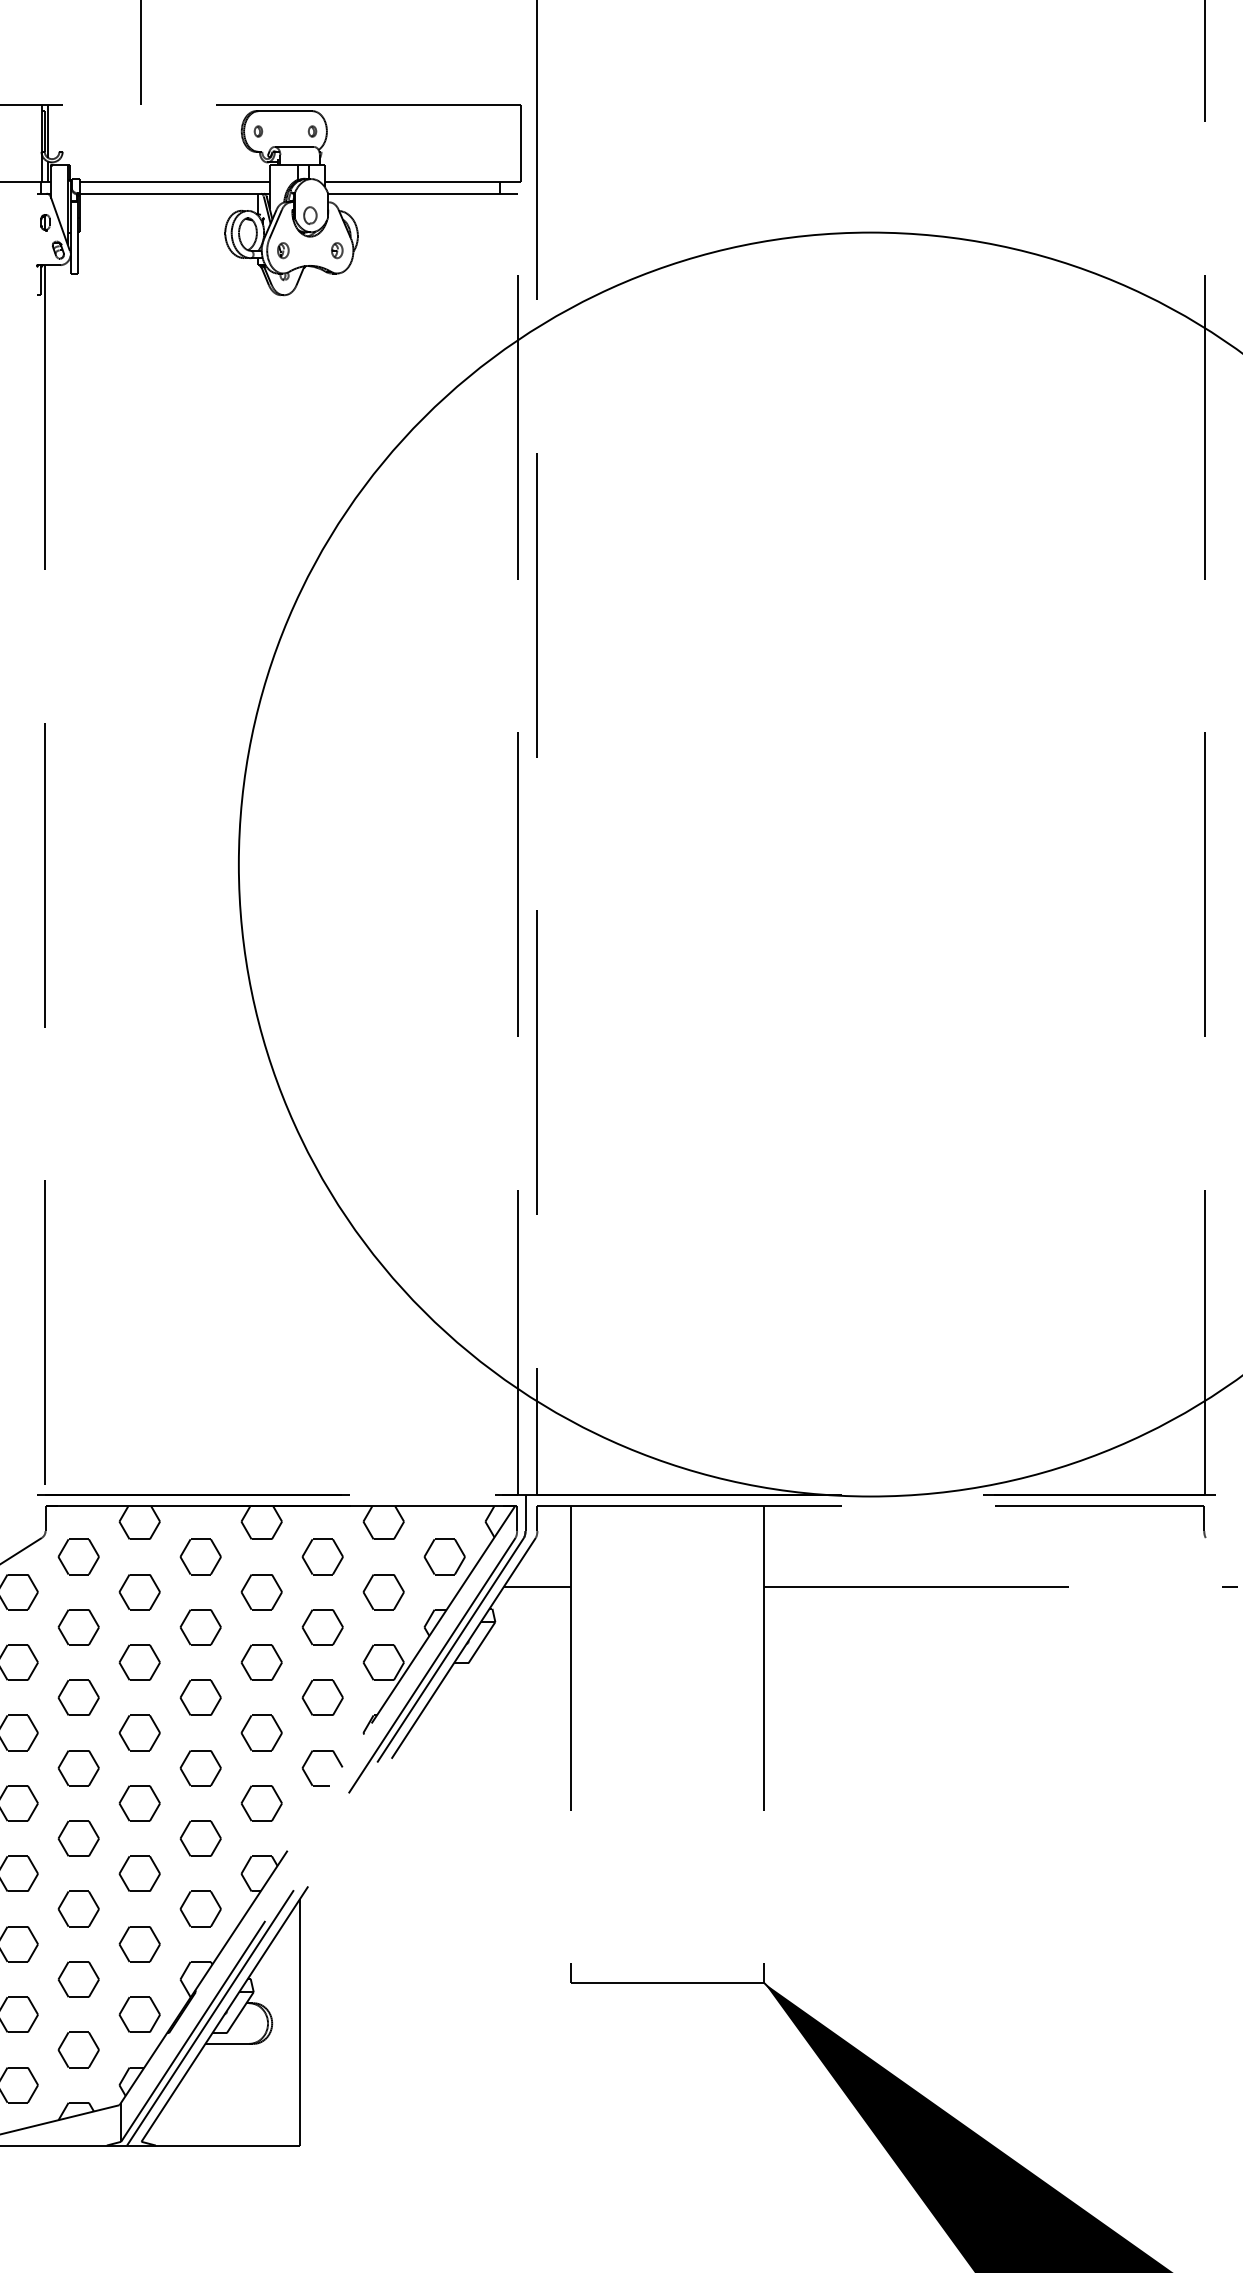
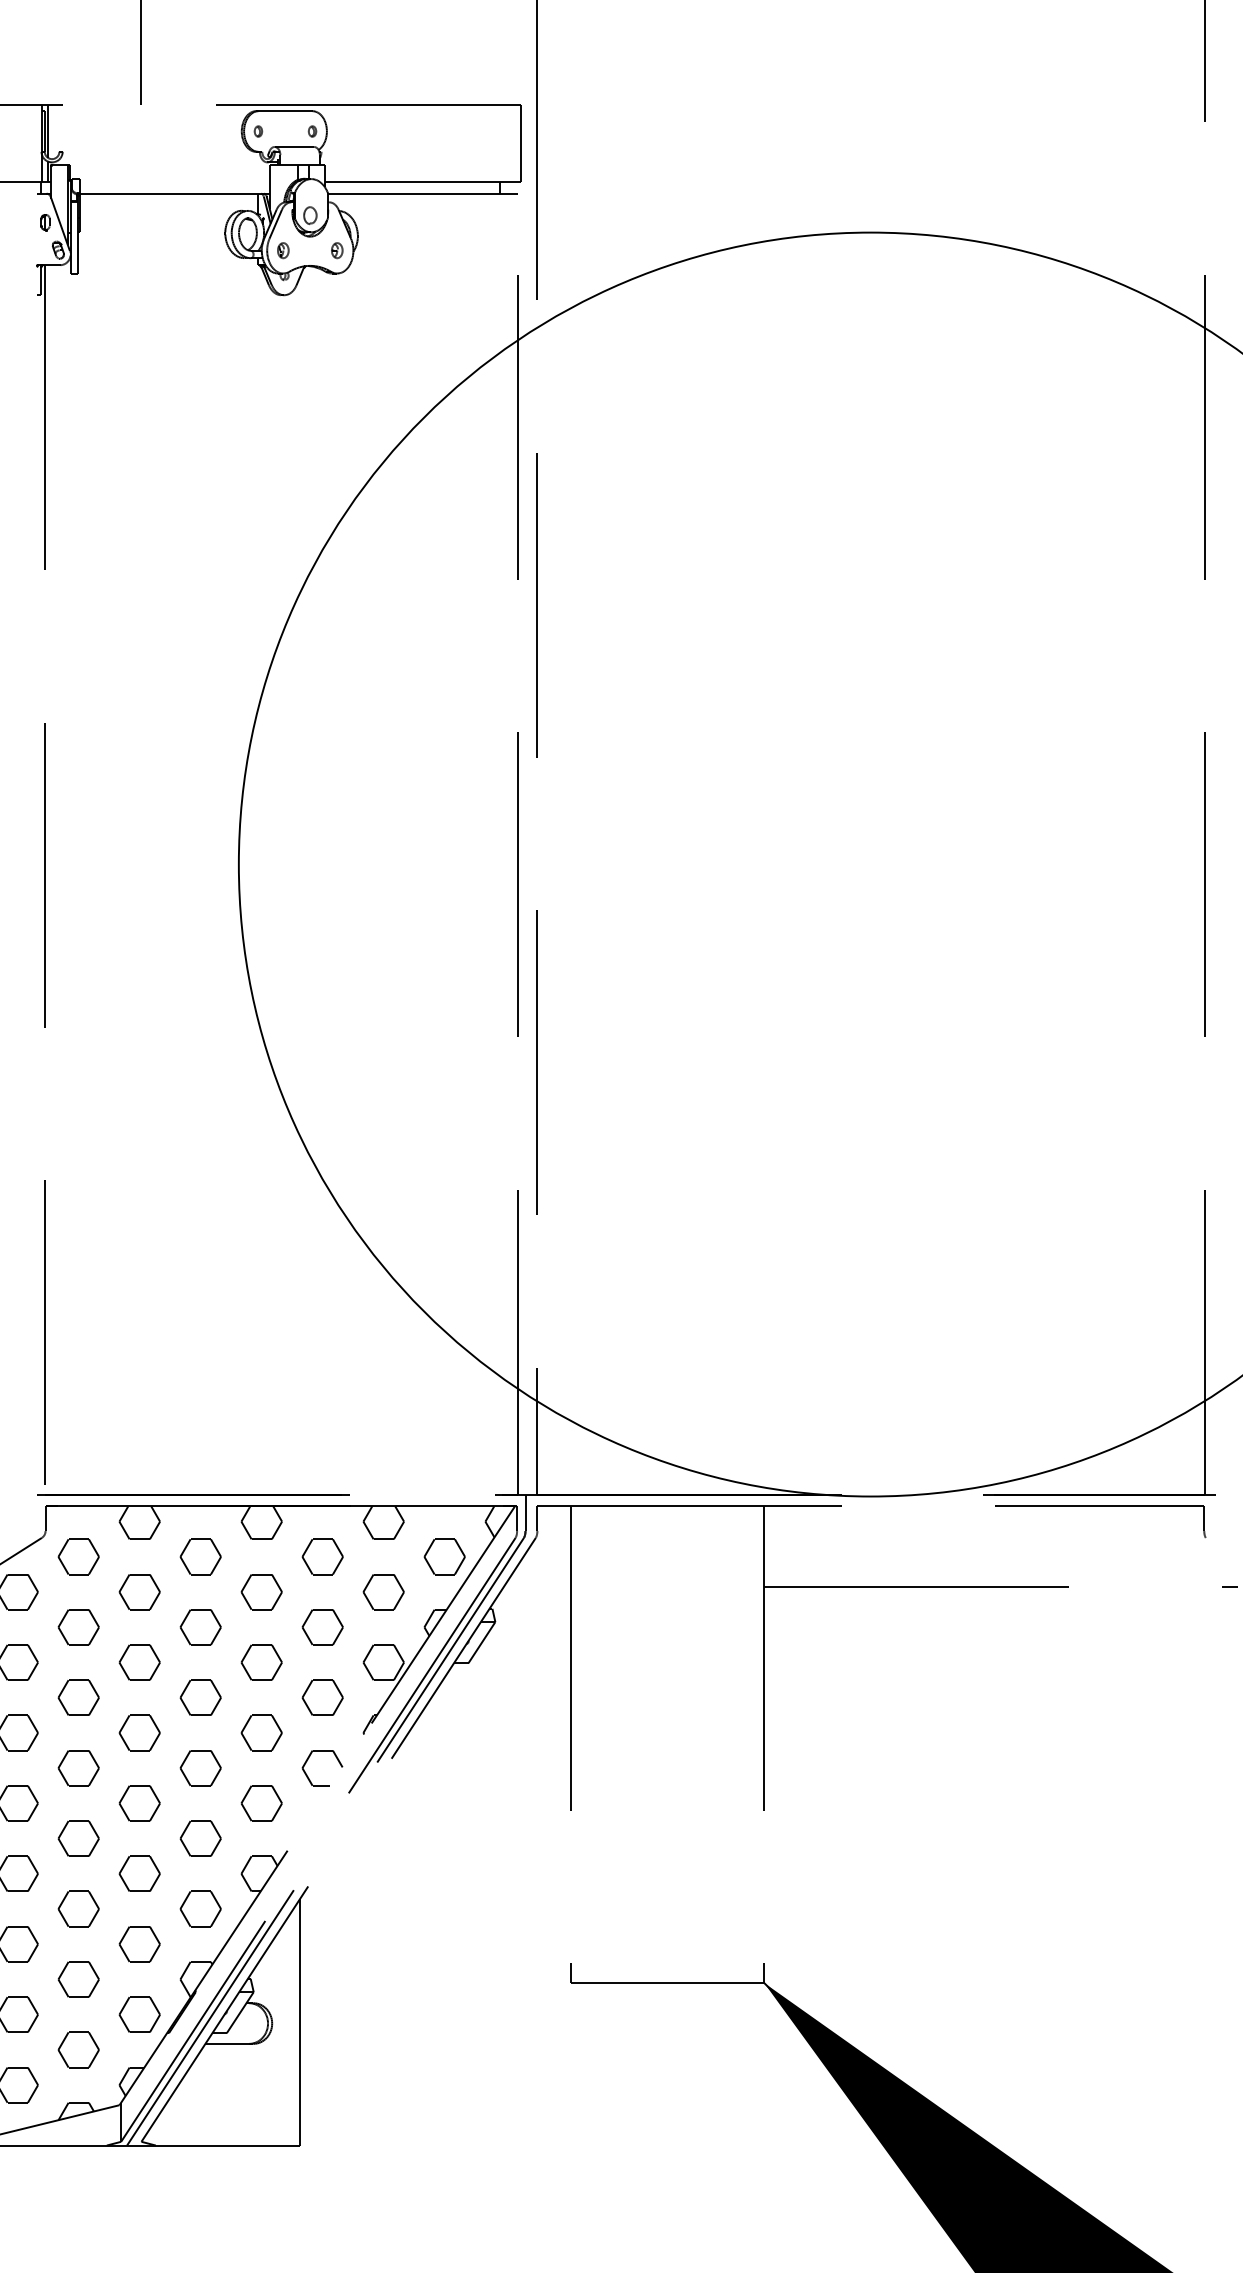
line: present -> none (174, 181)
line: present -> none (536, 1587)
